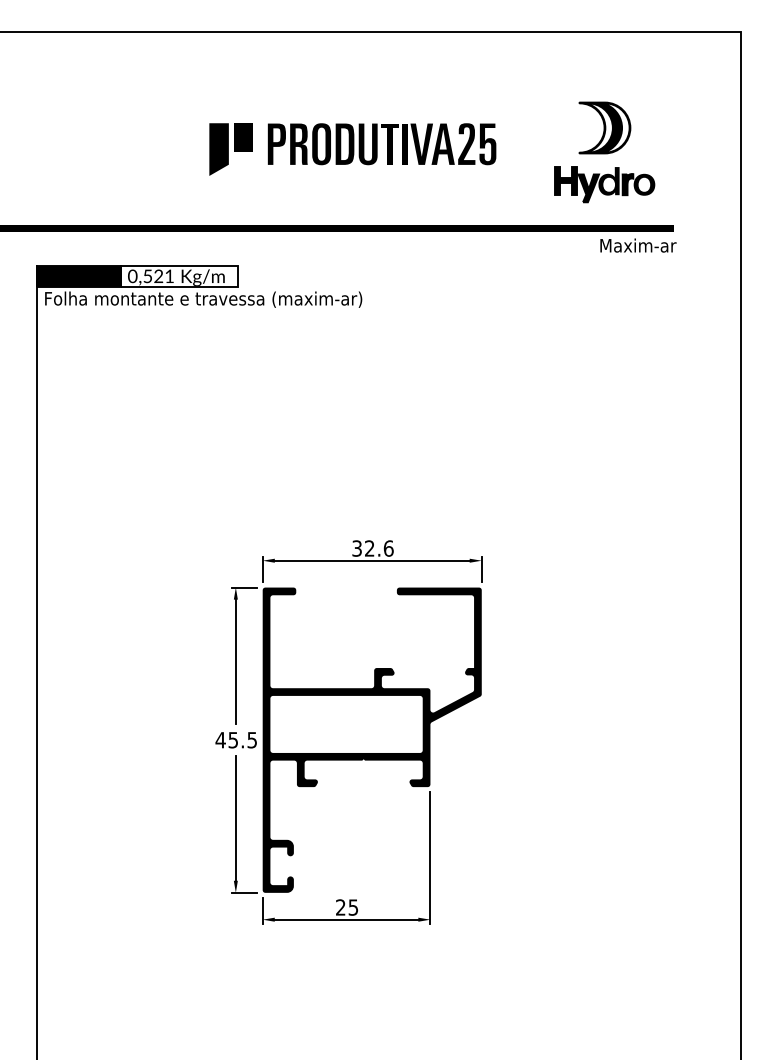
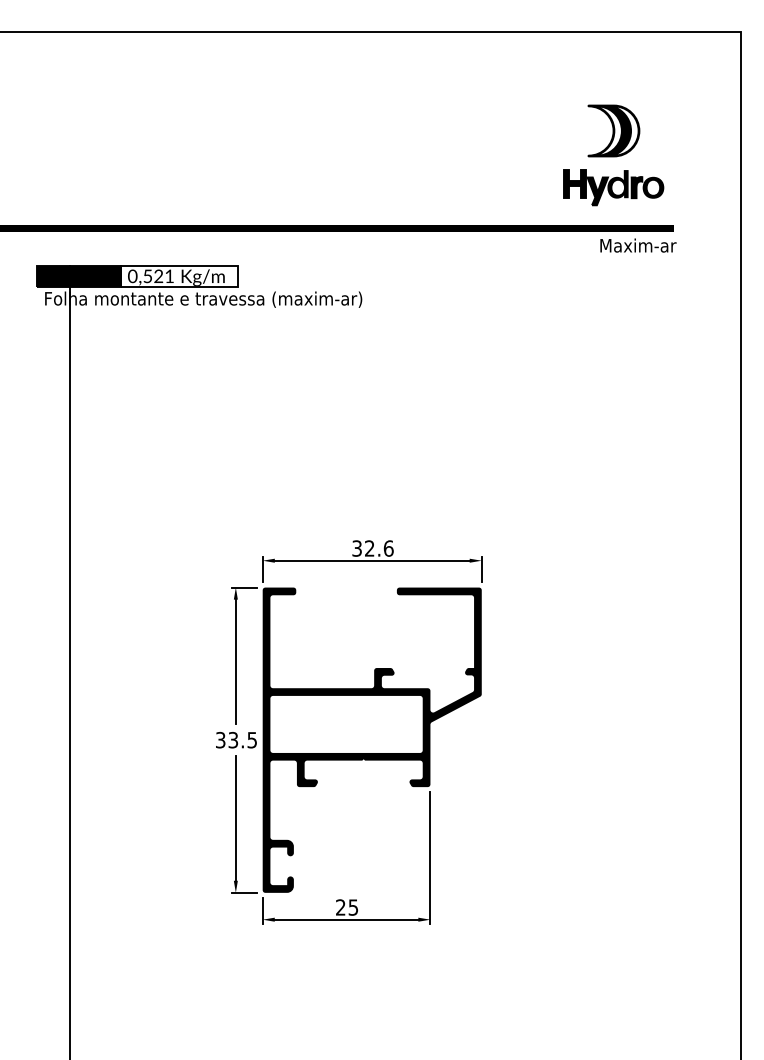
part: present -> none (352, 149)
part position: (604, 152) -> (613, 155) (613, 155)
line position: (36, 660) -> (69, 660) (69, 660)
text: 45.5 -> 33.5 (226, 739)
